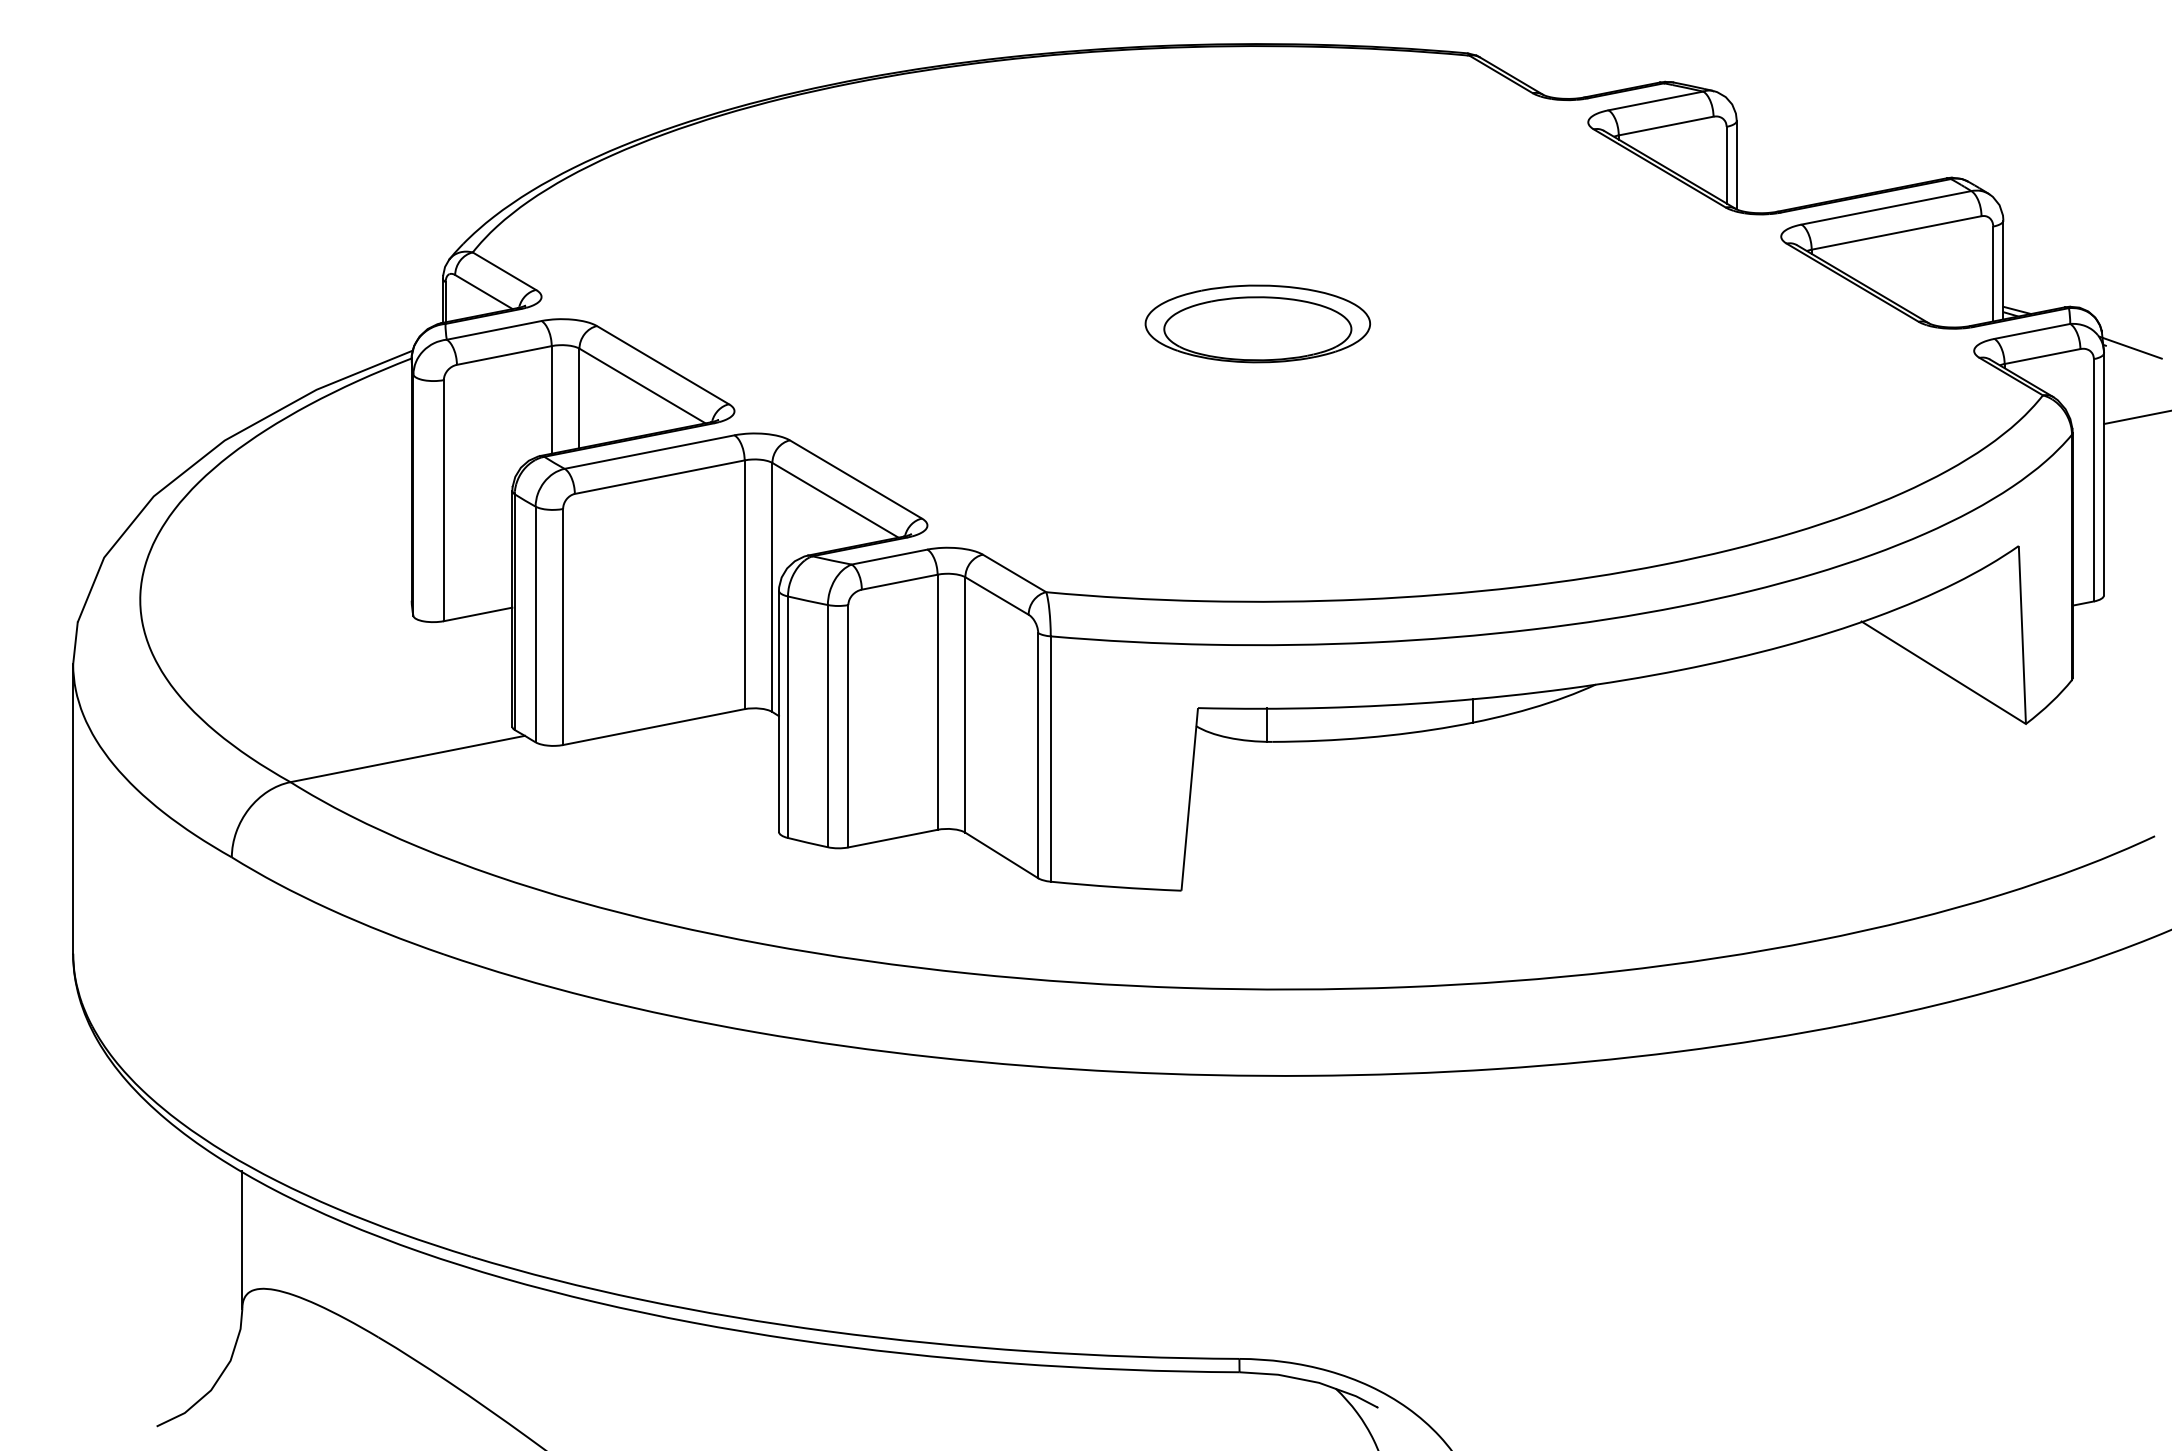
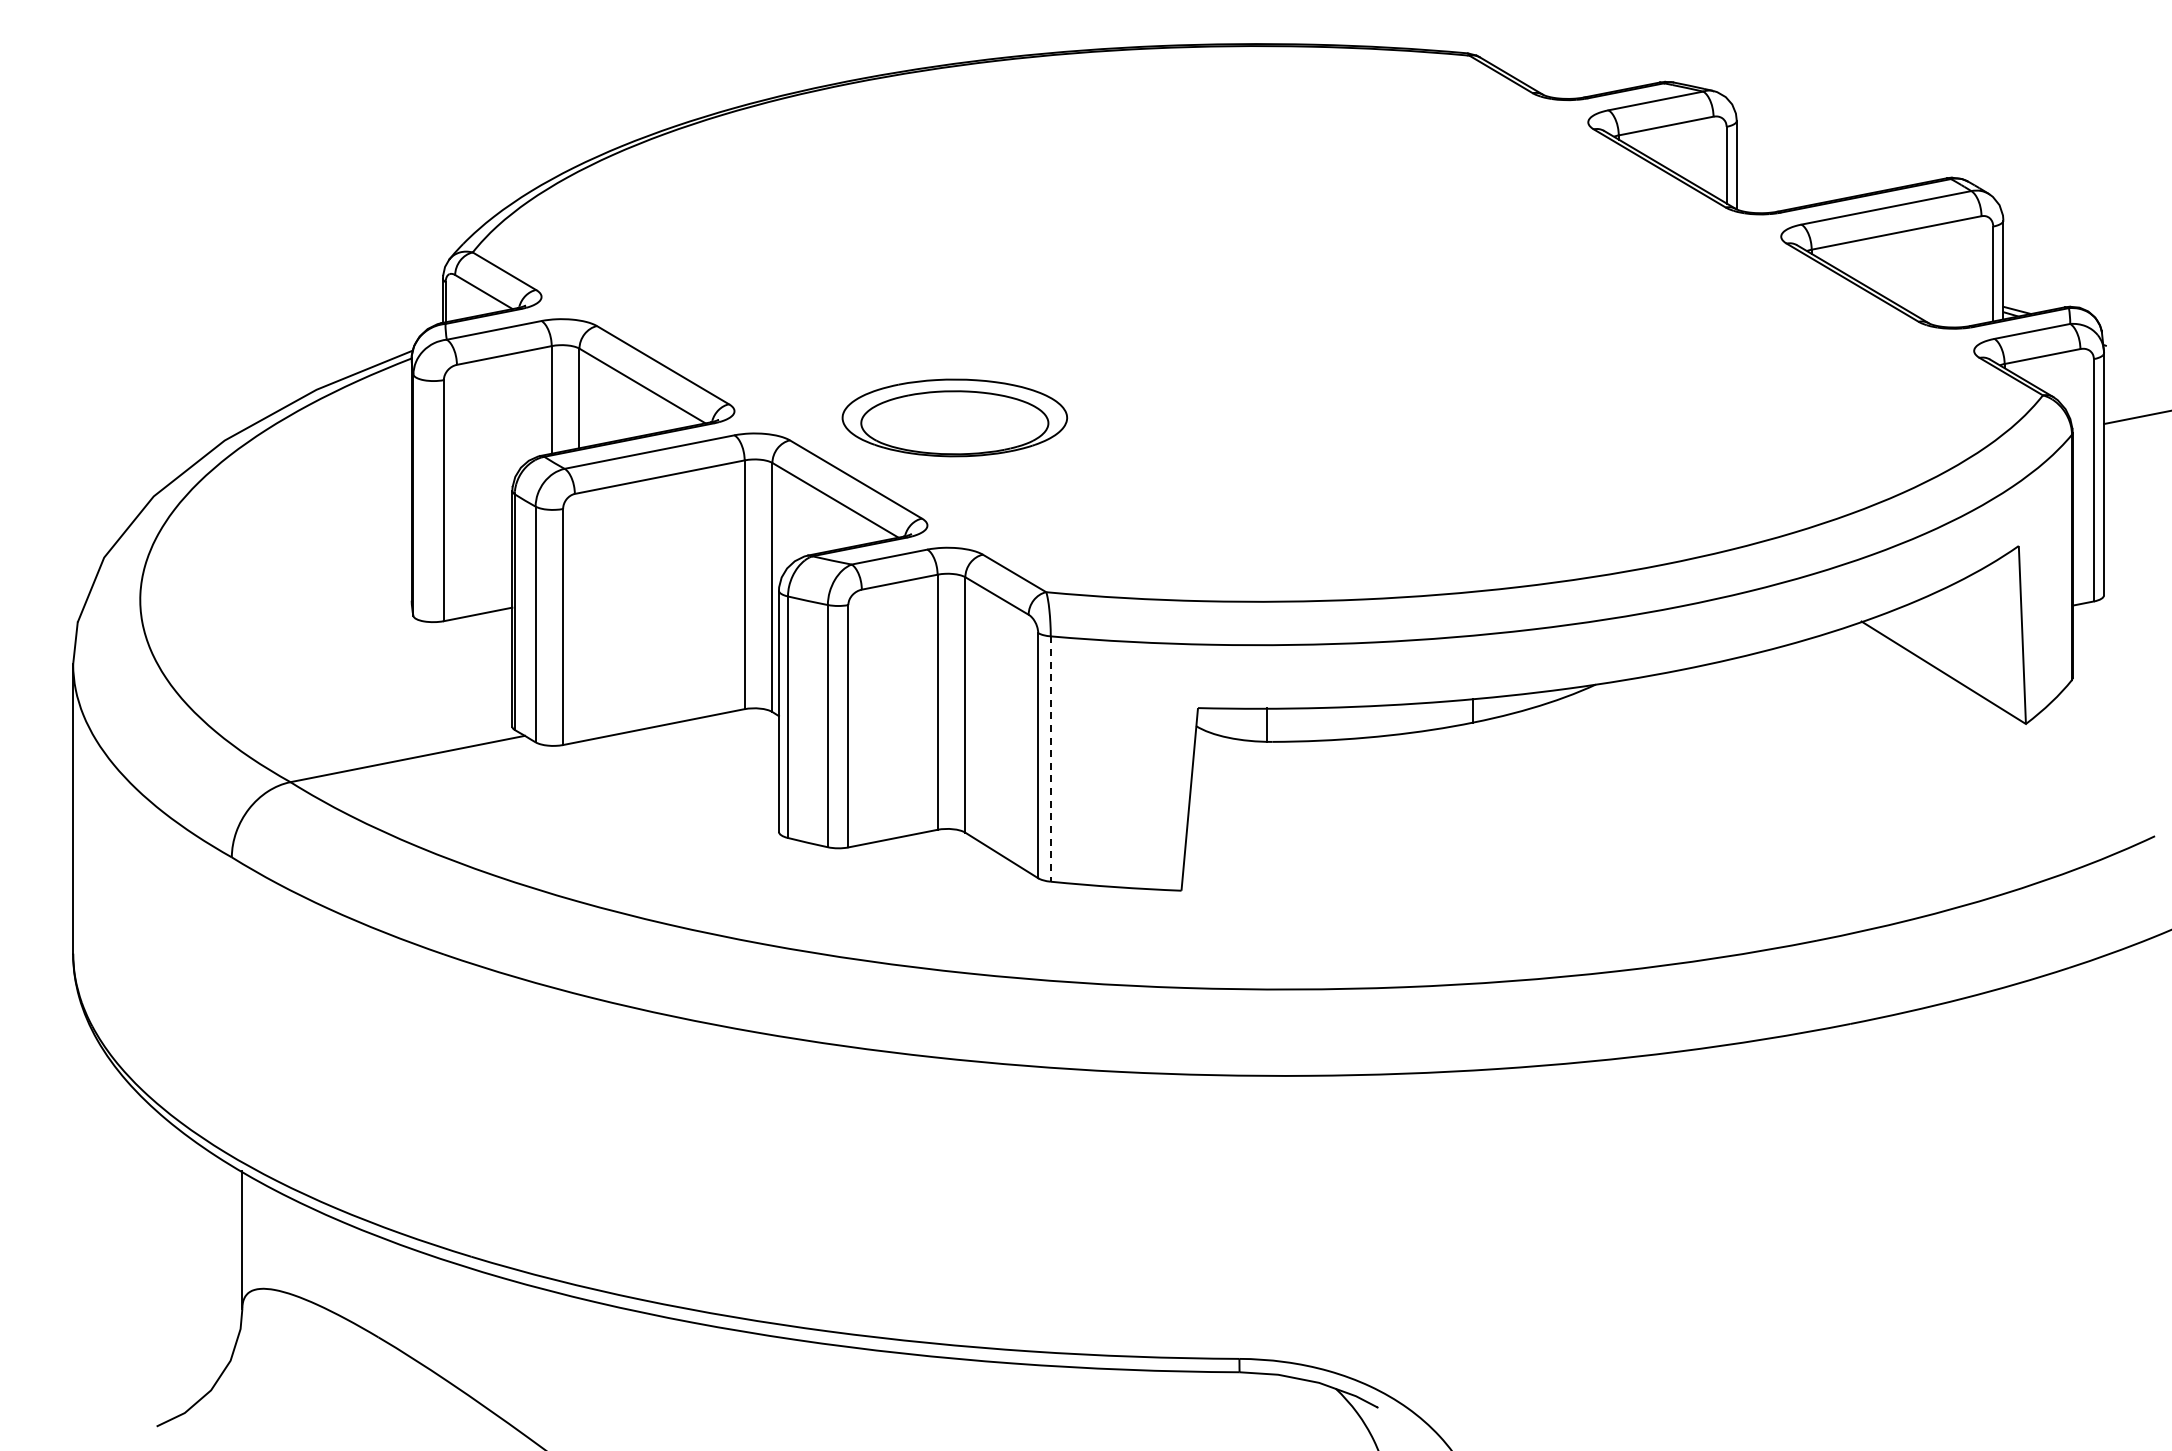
part position: (1257, 323) -> (954, 417) (954, 417)
line: present -> none (2130, 347)
line: solid -> dashed (1050, 759)
